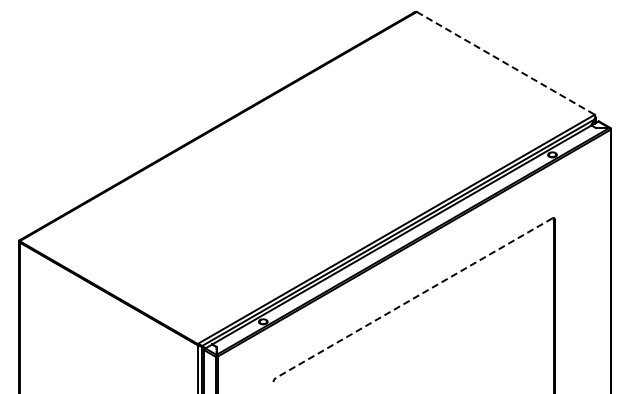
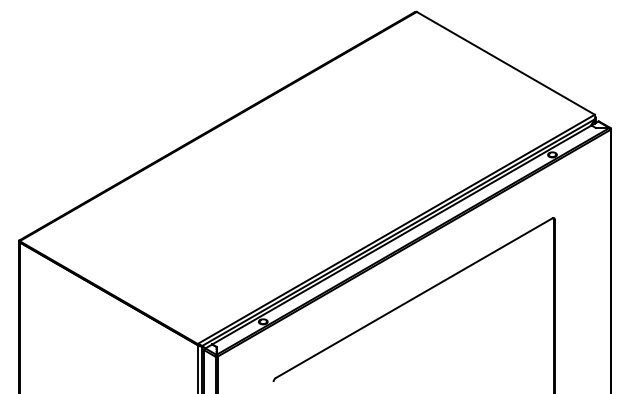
line: dashed -> solid (505, 63)
line: dashed -> solid (414, 298)
